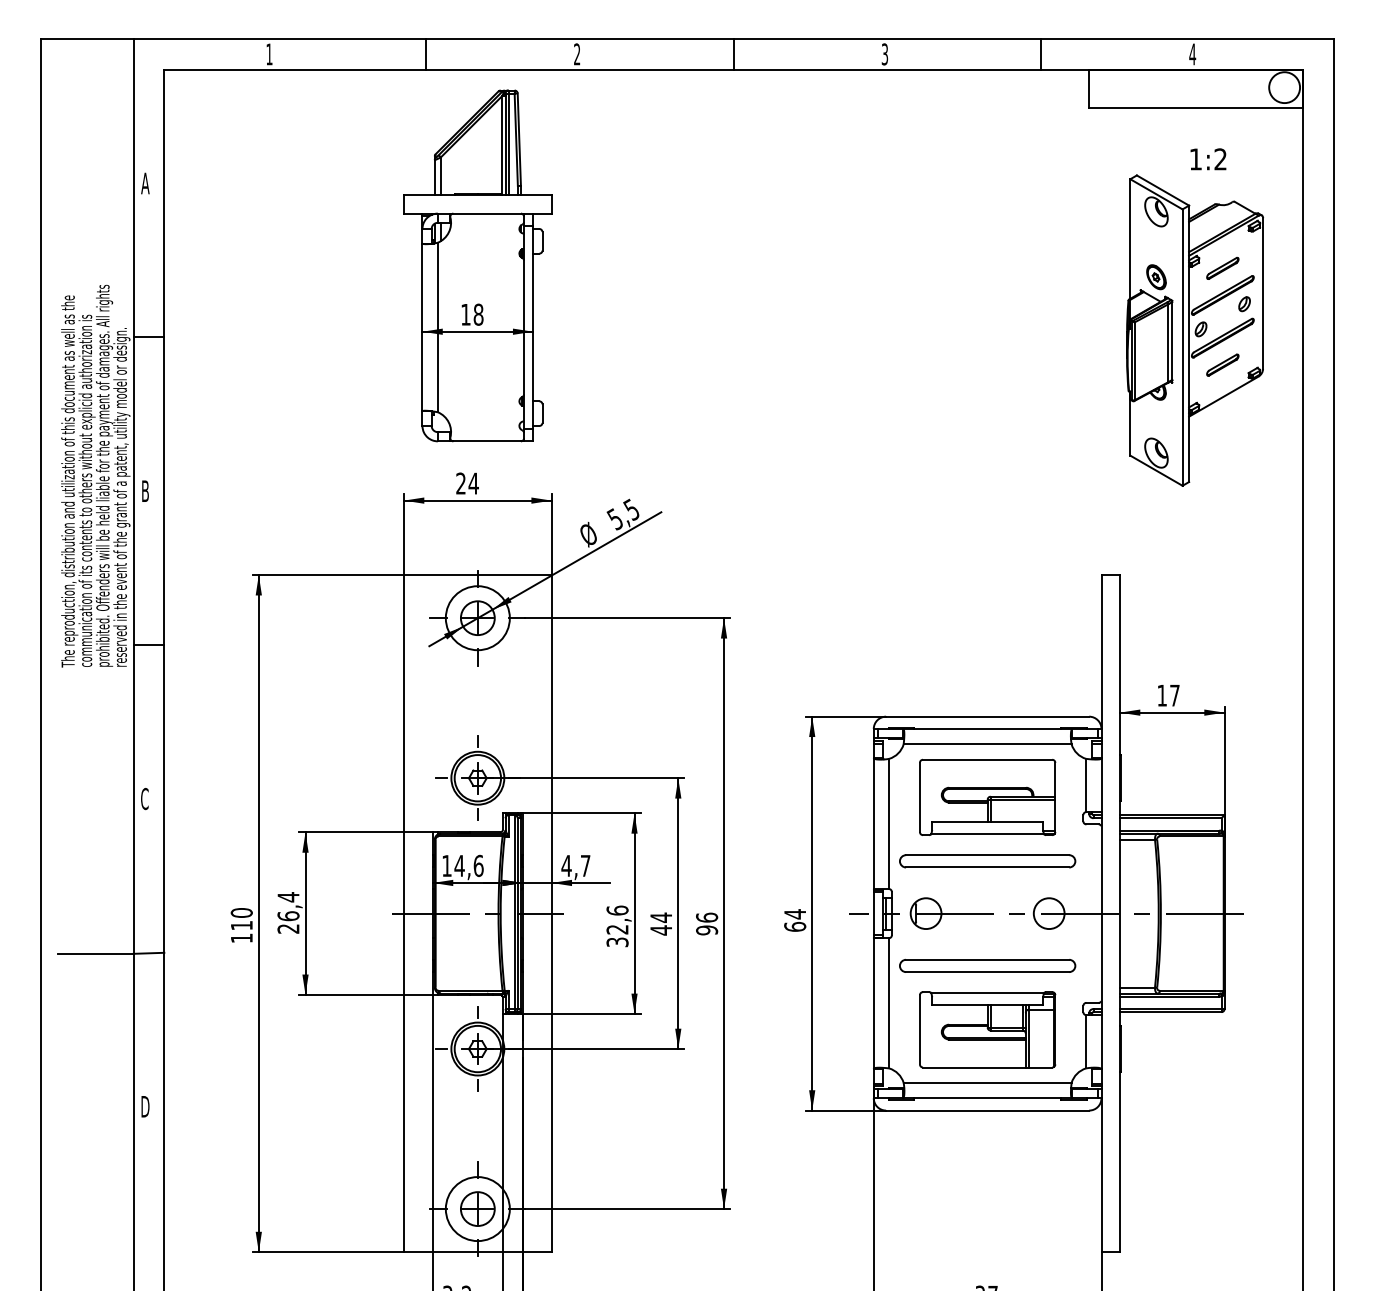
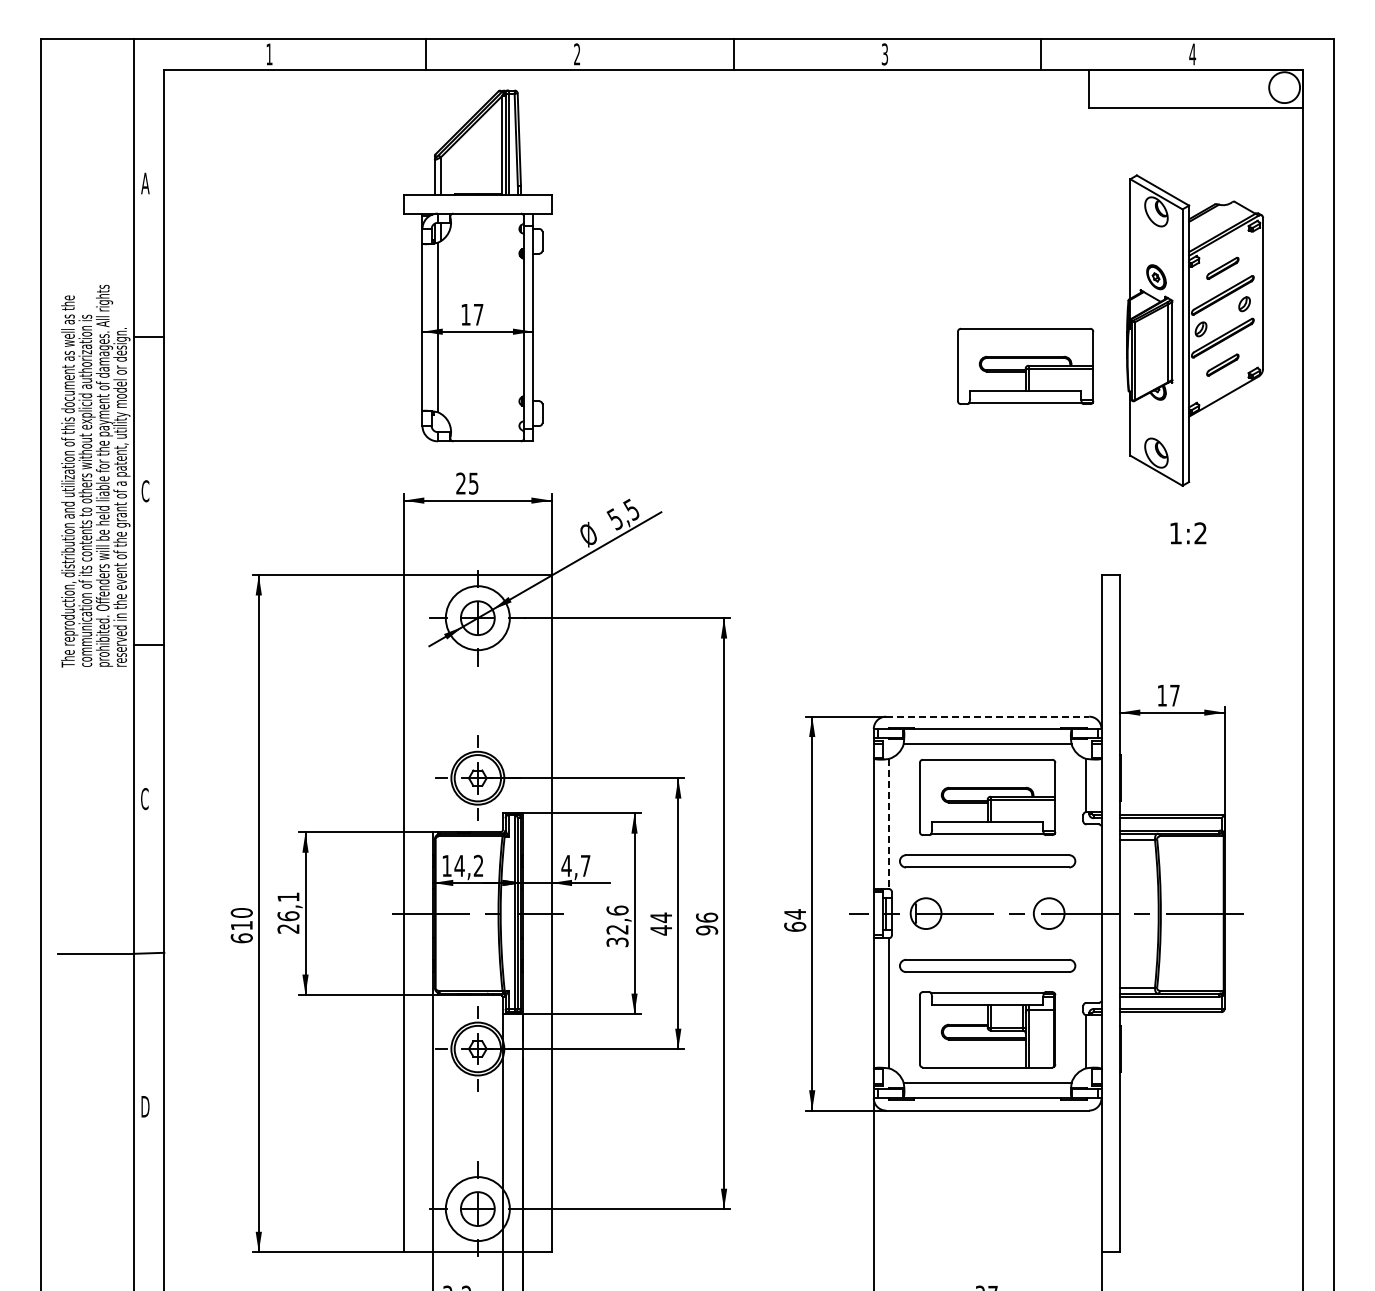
text position: (1208, 159) -> (1188, 533) (1188, 533)
text: 18 -> 17 (478, 314)
part: none -> present (1025, 365)
text: 24 -> 25 (473, 483)
text: B -> C (145, 491)
line: solid -> dashed (987, 716)
line: solid -> dashed (889, 824)
text: 14,6 -> 14,2 (478, 865)
text: 26,4 -> 26,1 (288, 897)
text: 110 -> 610 (241, 938)
